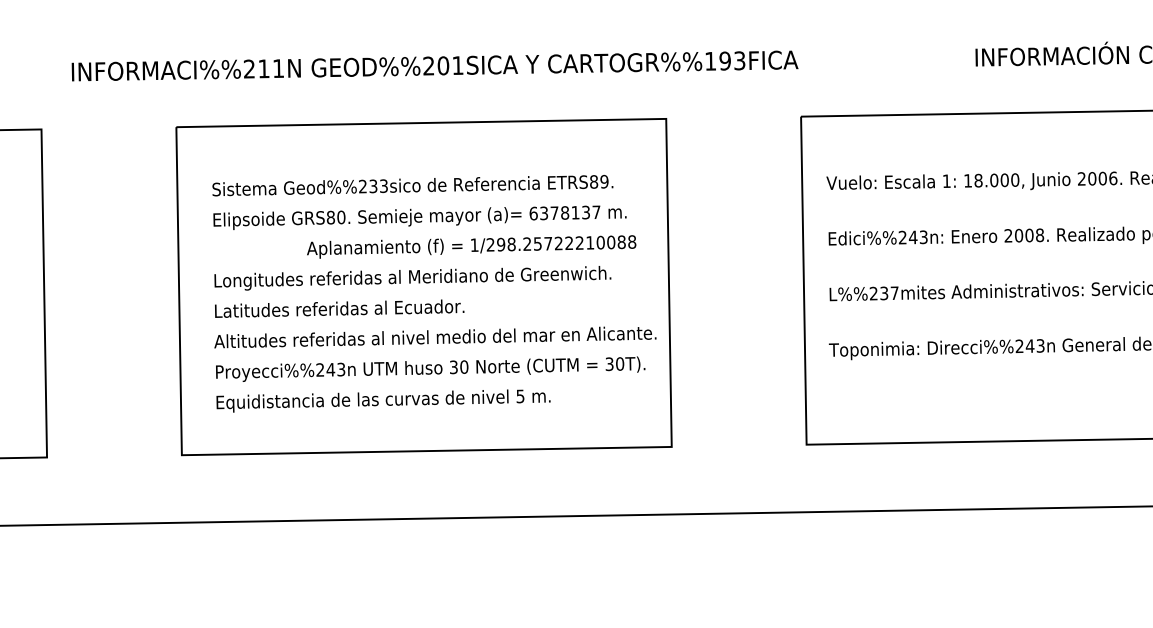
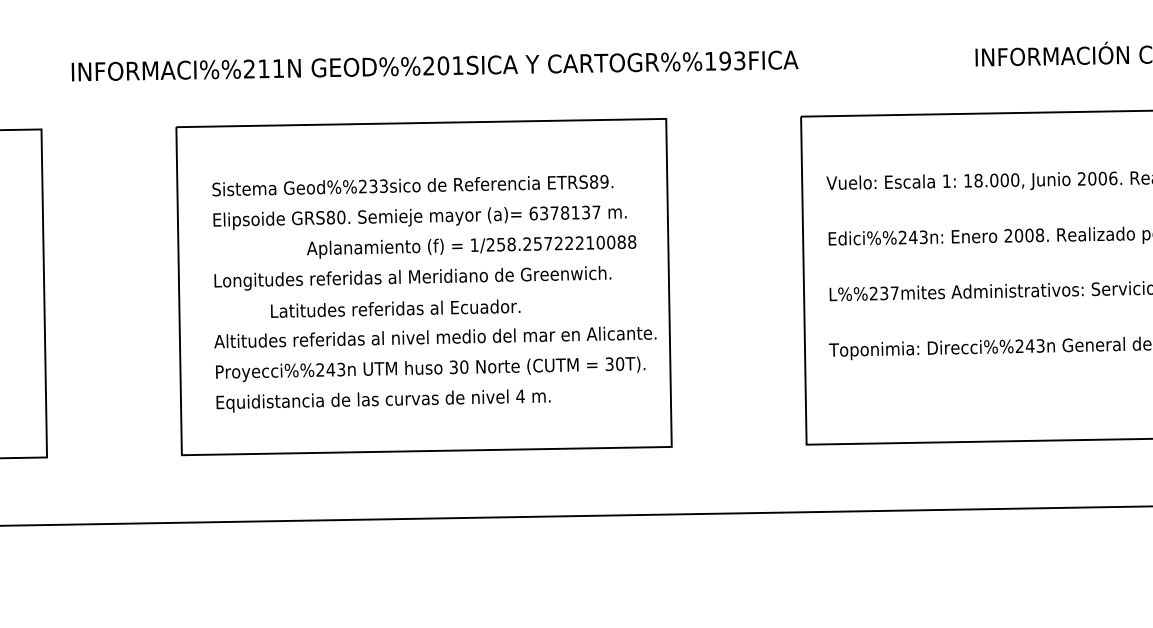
text: 1/298.25722210088 -> 1/258.25722210088 (501, 244)
text position: (339, 308) -> (395, 308) (395, 308)
text: 5 -> 4 (520, 396)
